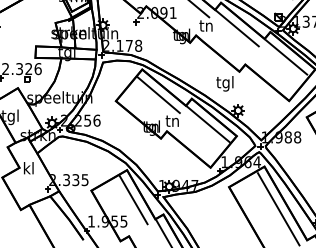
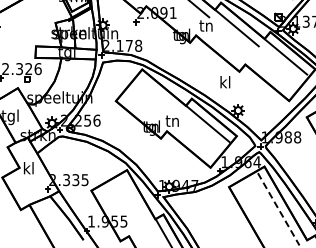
text: tgl -> kl (224, 83)
line: present -> none (158, 94)
line: present -> none (133, 199)
line: solid -> dashed (278, 209)
